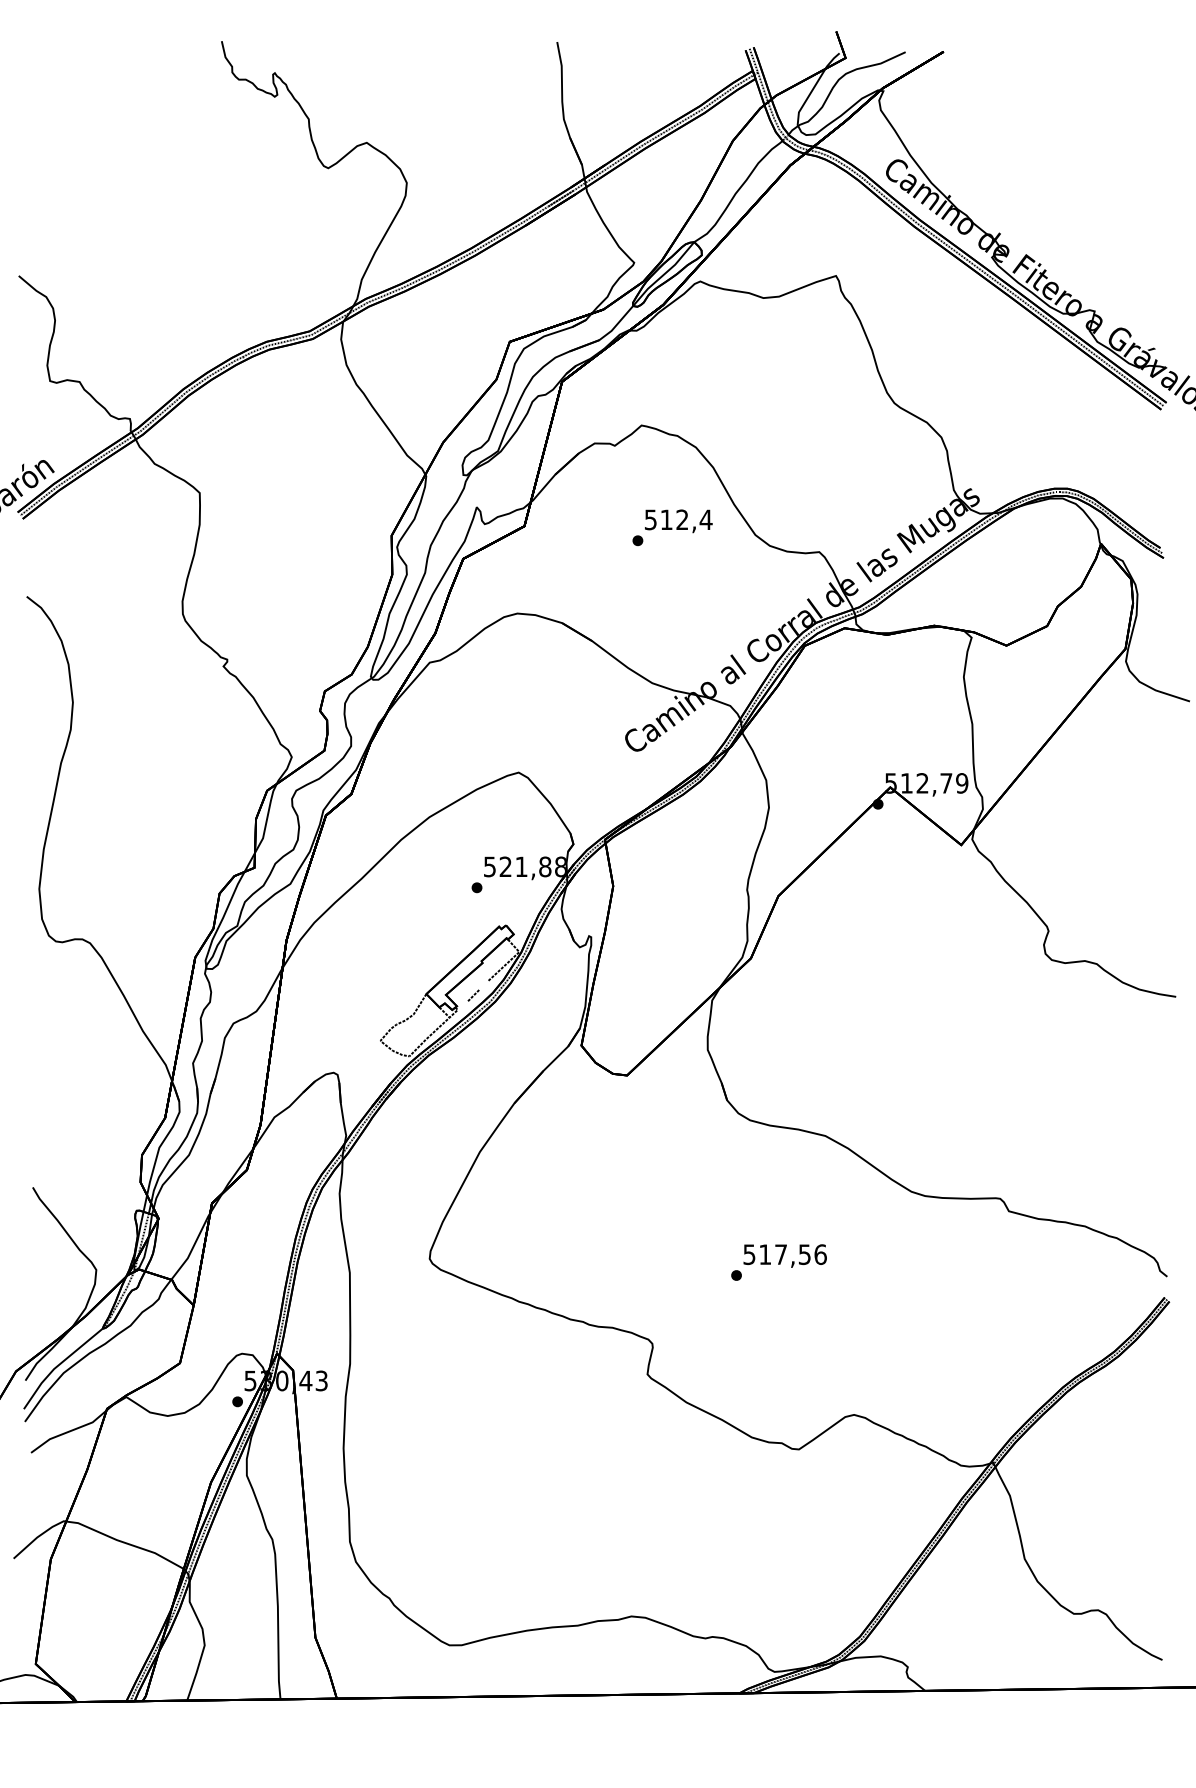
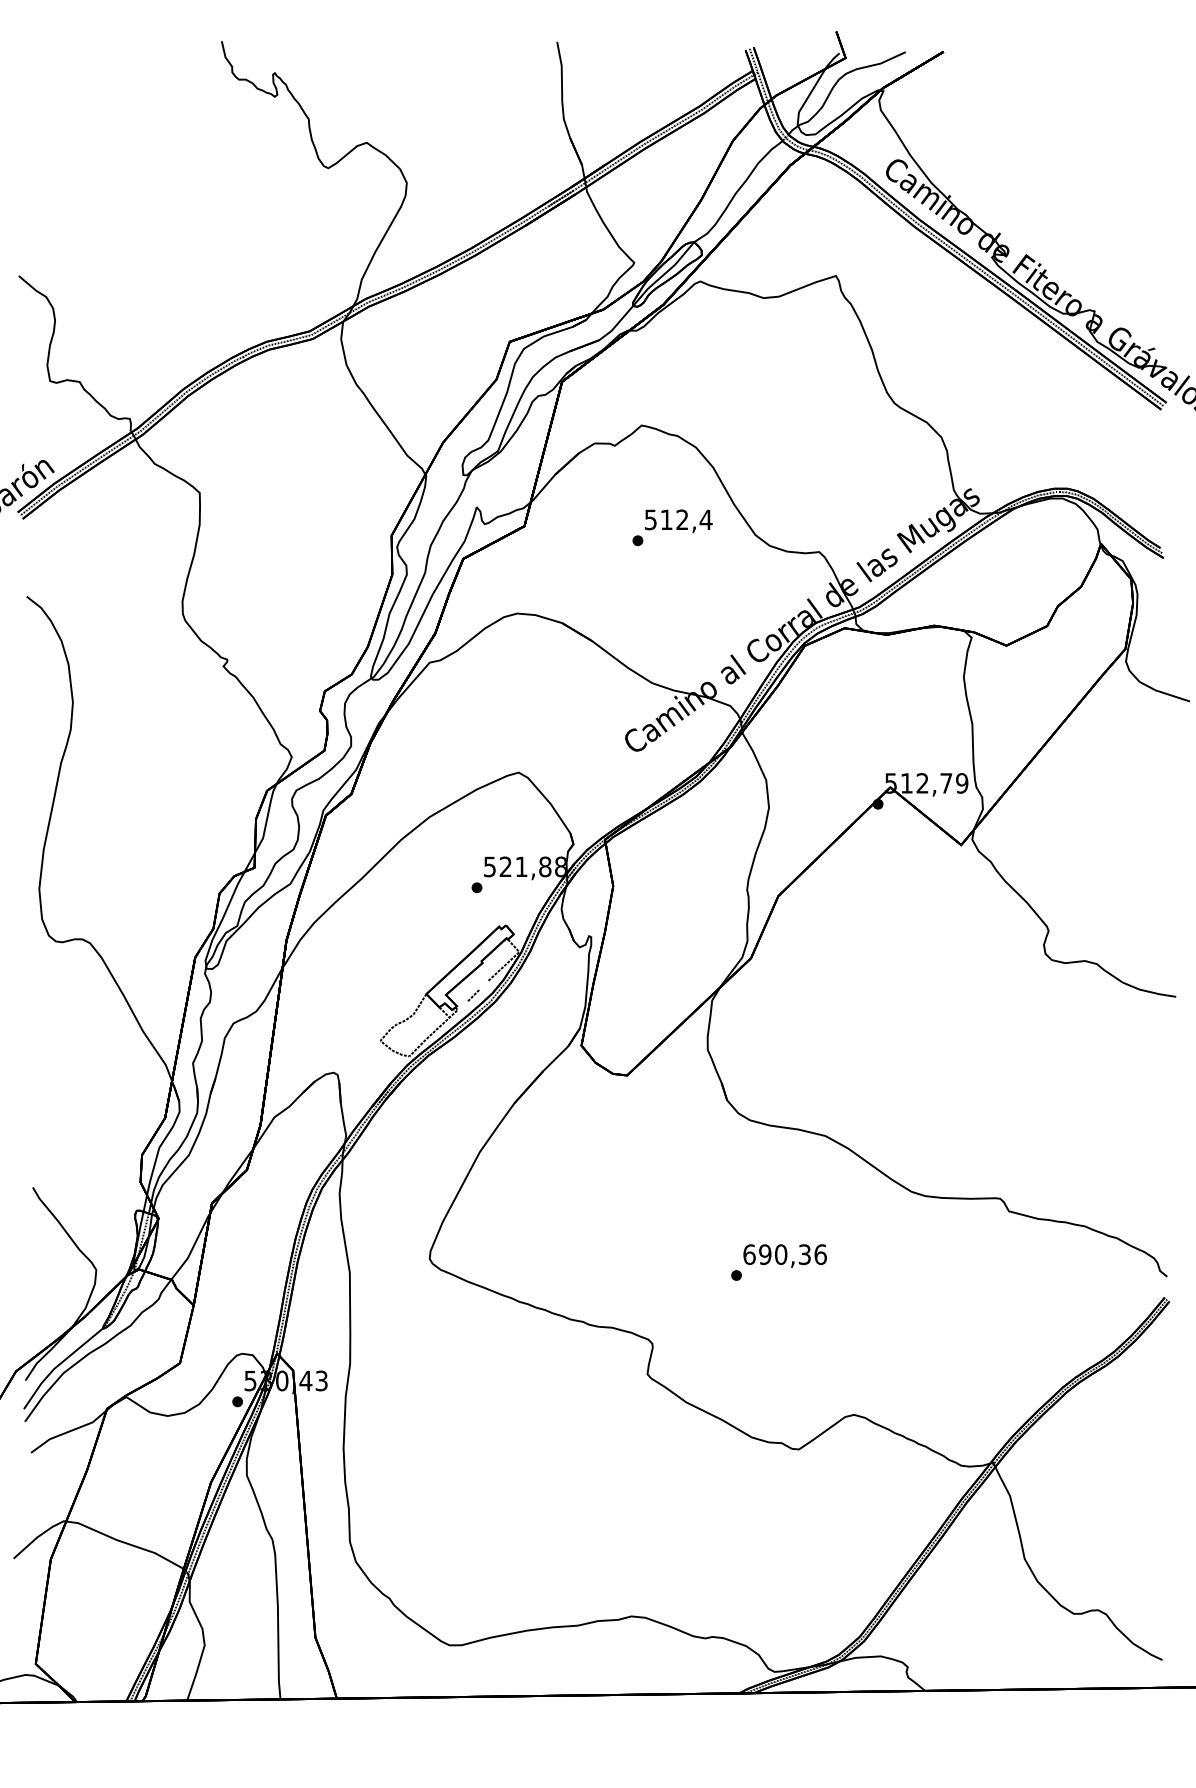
text: 517,56 -> 690,36 (776, 1254)
